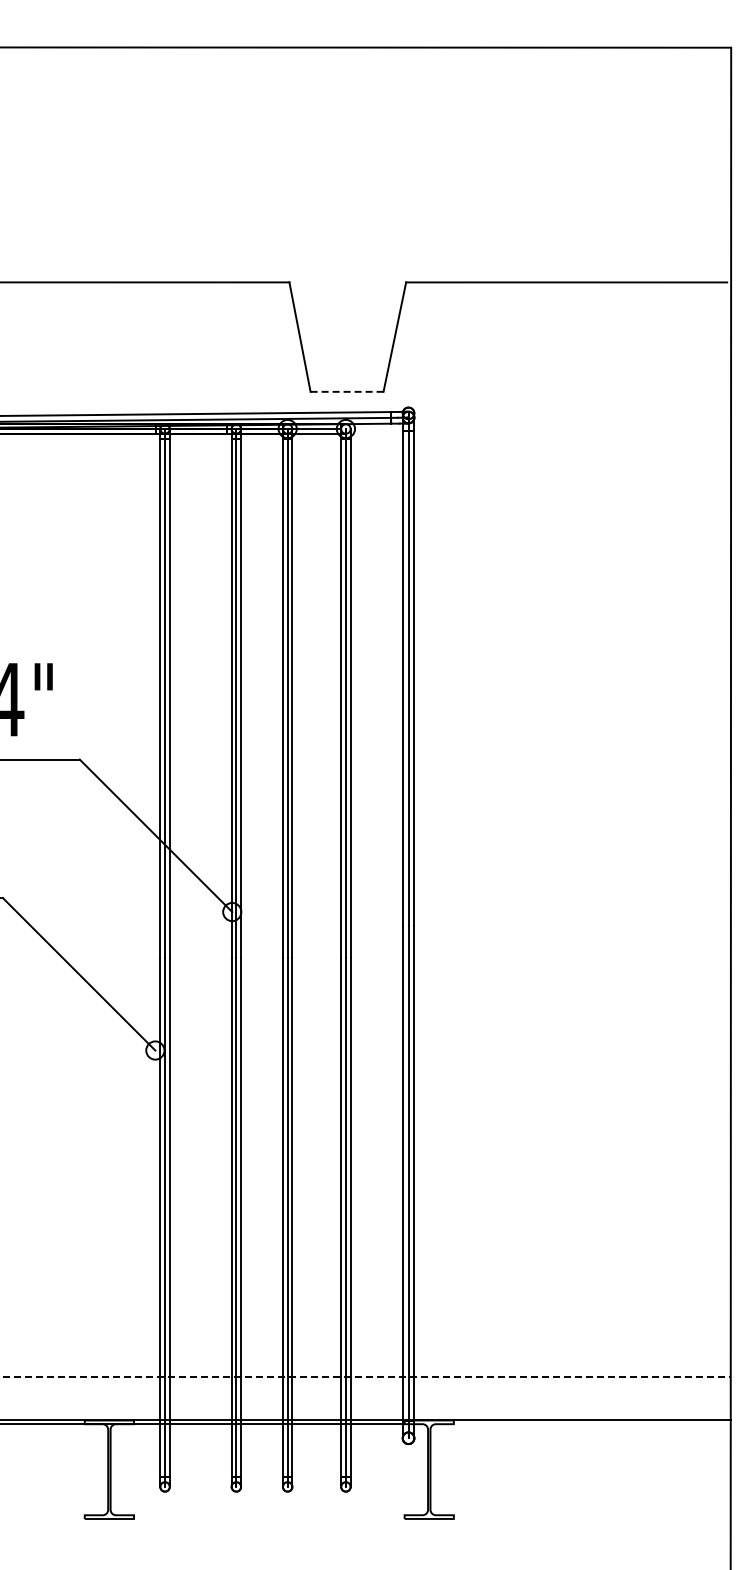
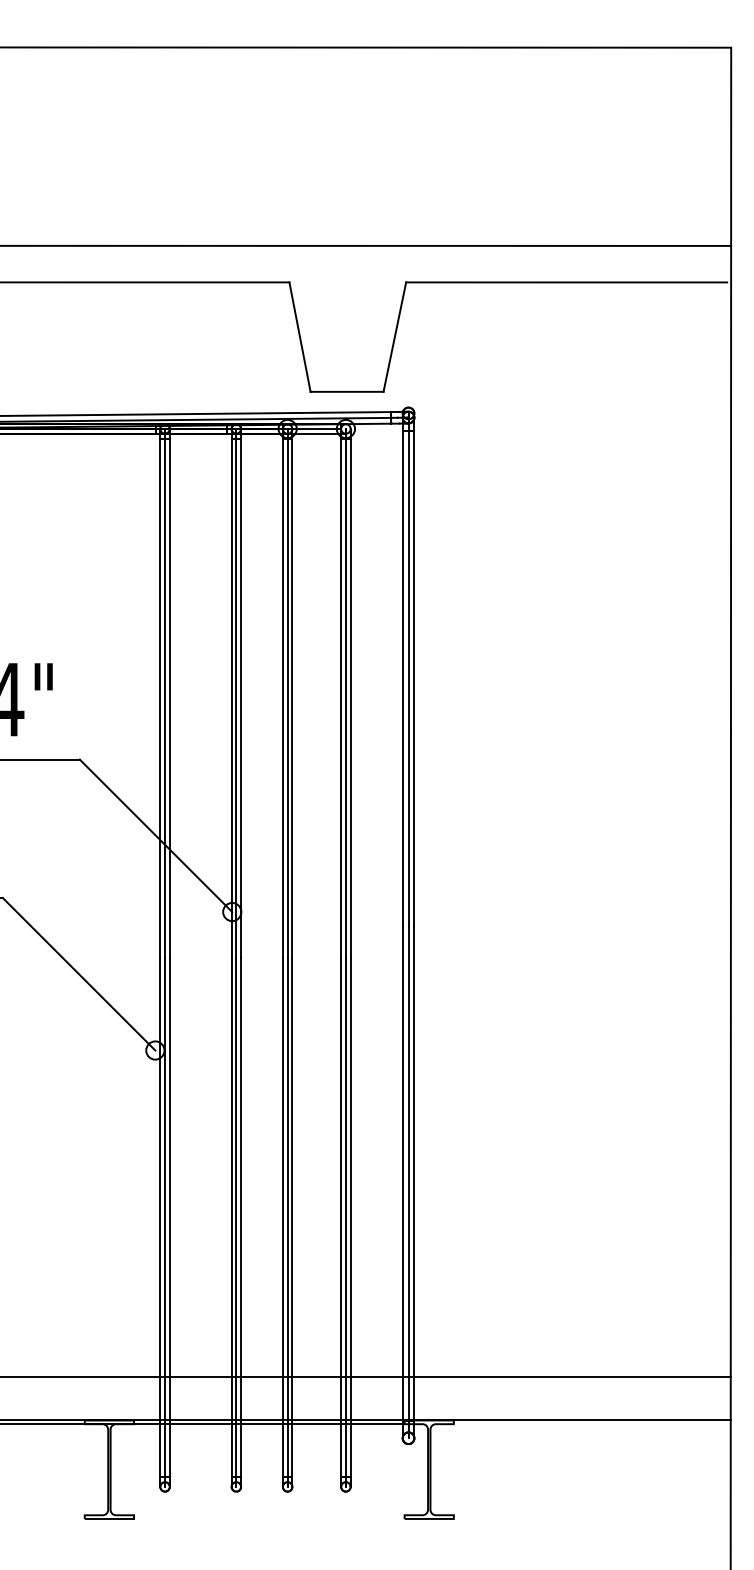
line: none -> present (366, 245)
line: dashed -> solid (347, 391)
line: dashed -> solid (365, 1376)
